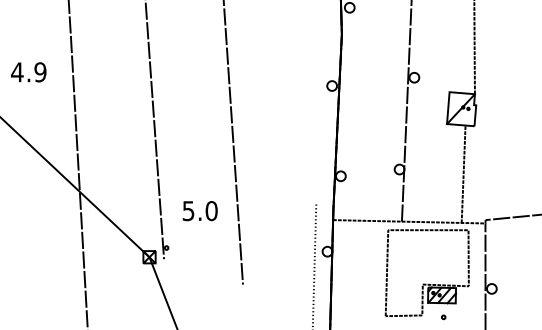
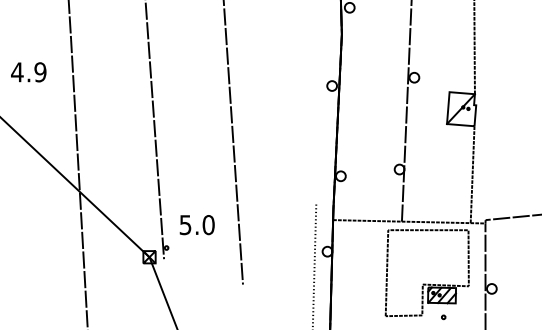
line position: (463, 174) -> (472, 174) (472, 174)
text position: (199, 211) -> (196, 225) (196, 225)
